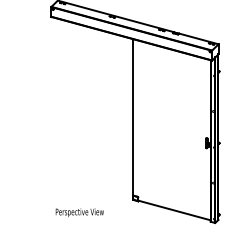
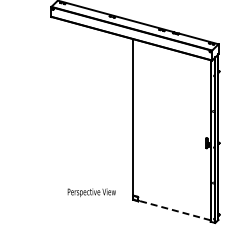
line: solid -> dashed (173, 210)
text position: (79, 212) -> (91, 192) (91, 192)
